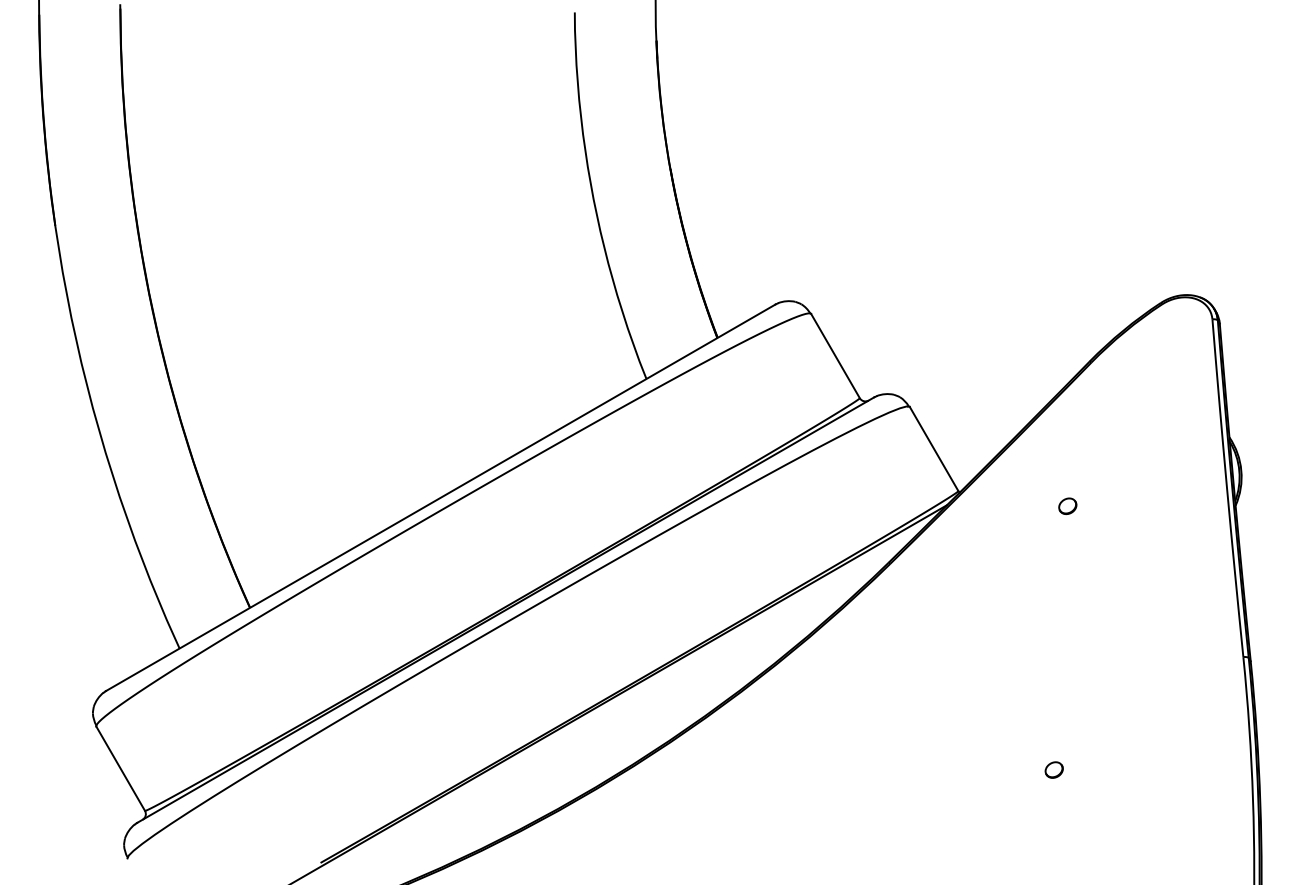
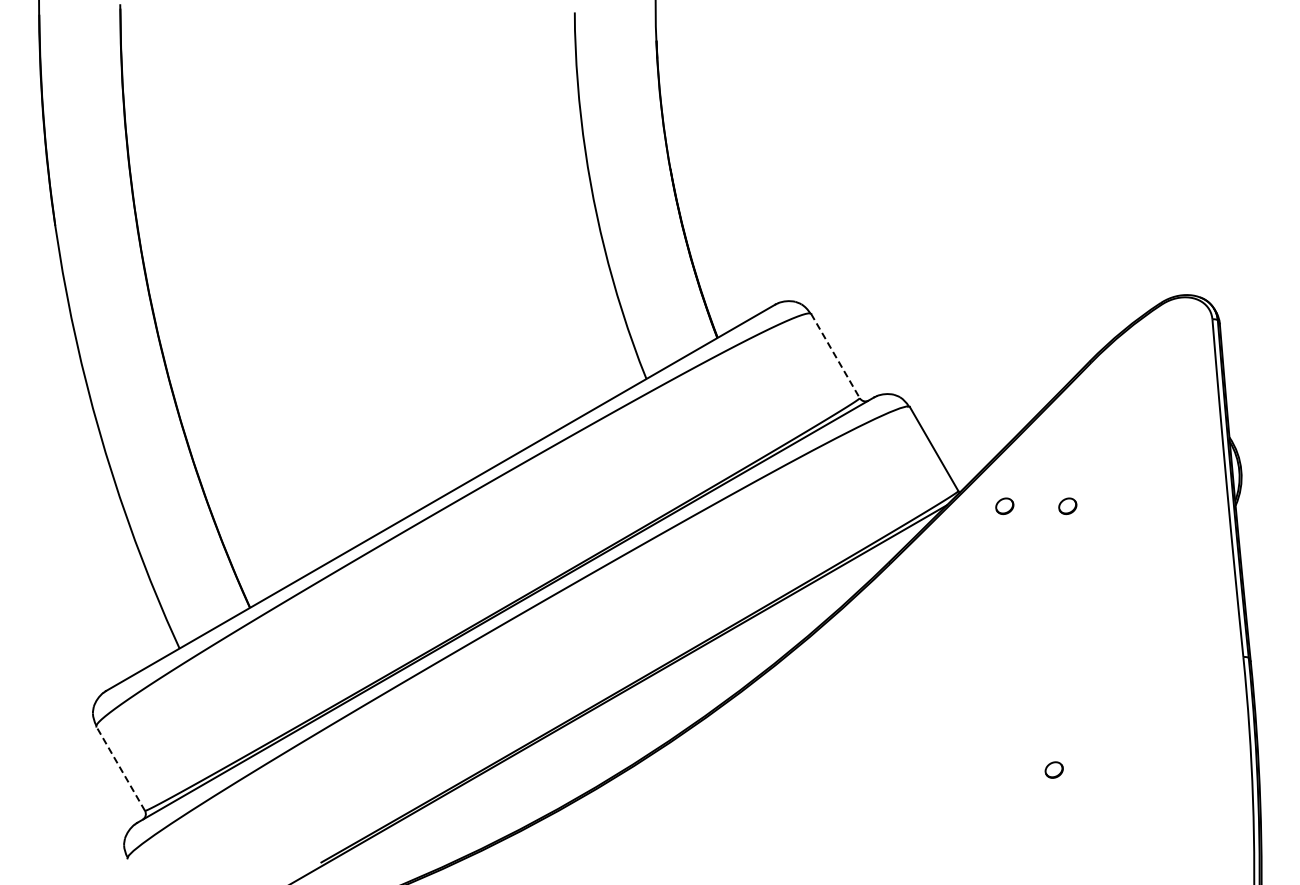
line: solid -> dashed (835, 356)
part: none -> present (1004, 506)
line: solid -> dashed (120, 768)
